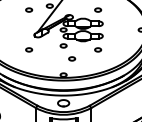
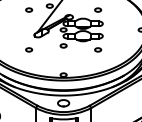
part: present -> none (72, 58)
